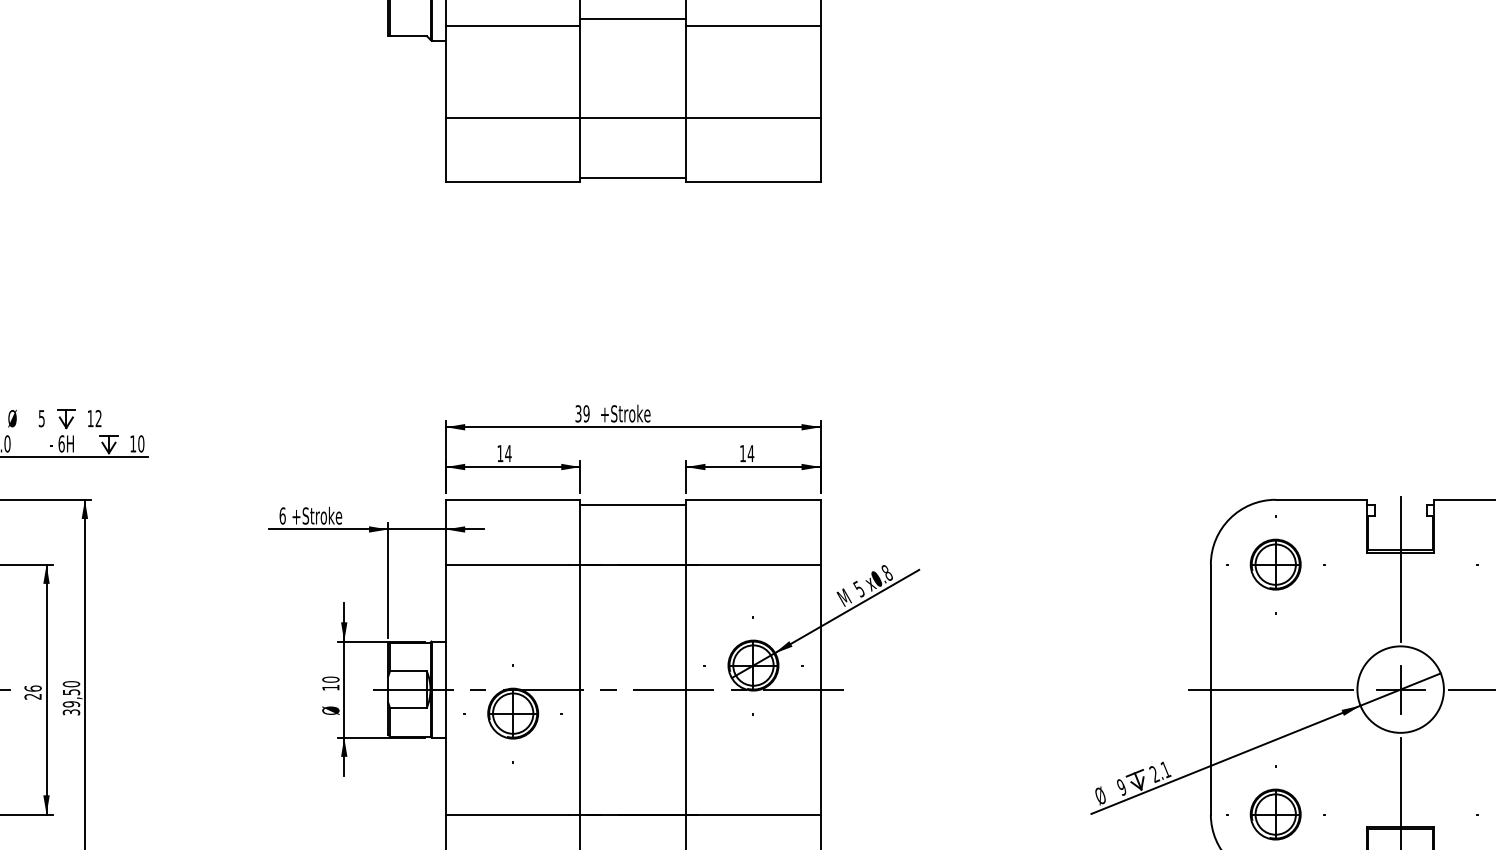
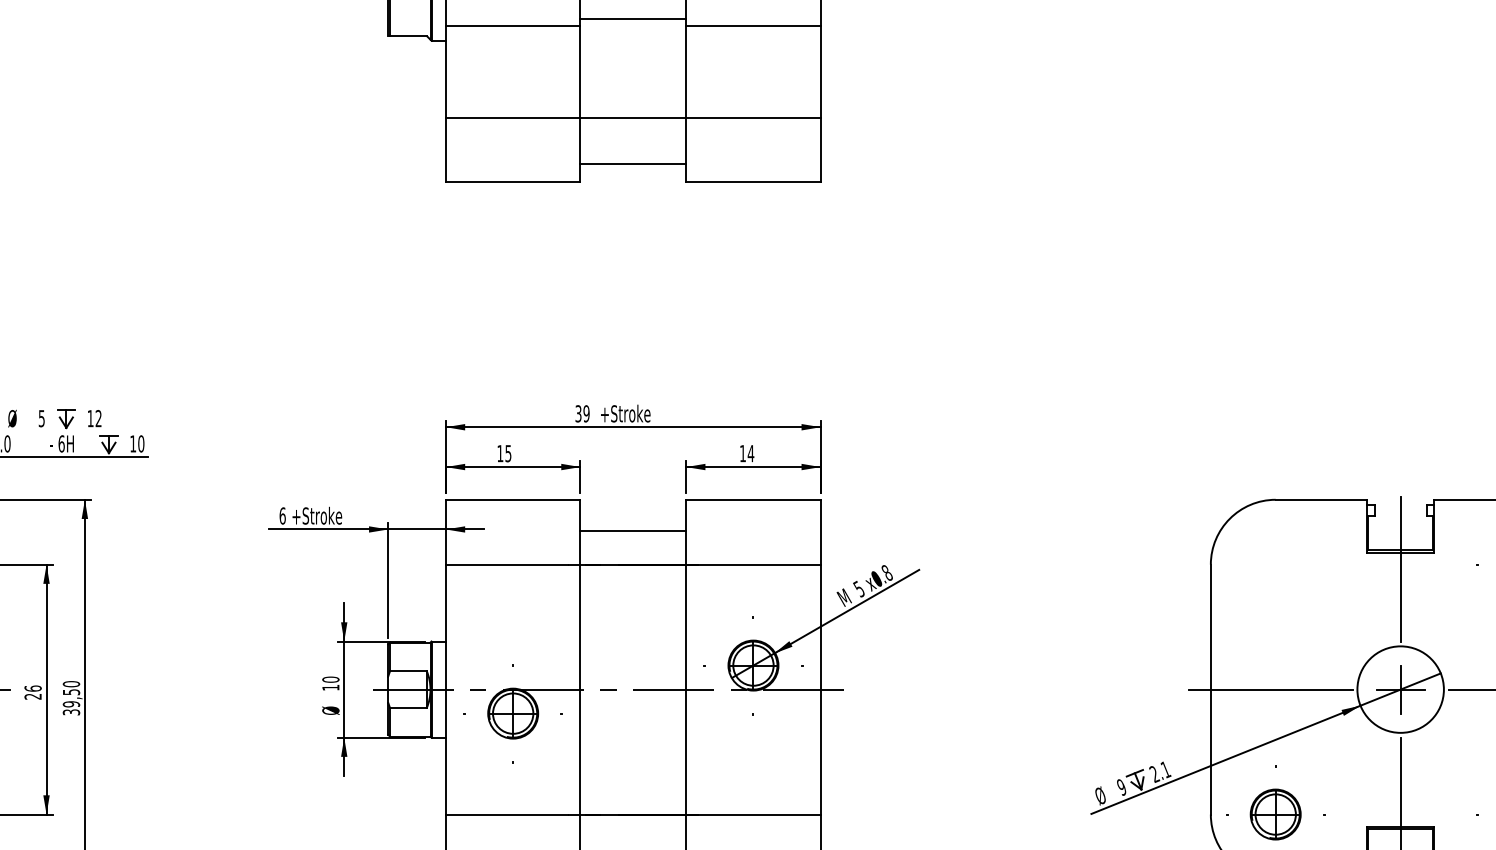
line position: (633, 177) -> (633, 163) (633, 163)
text: 14 -> 15 (508, 453)
line position: (633, 504) -> (633, 530) (633, 530)
part: present -> none (1275, 564)
